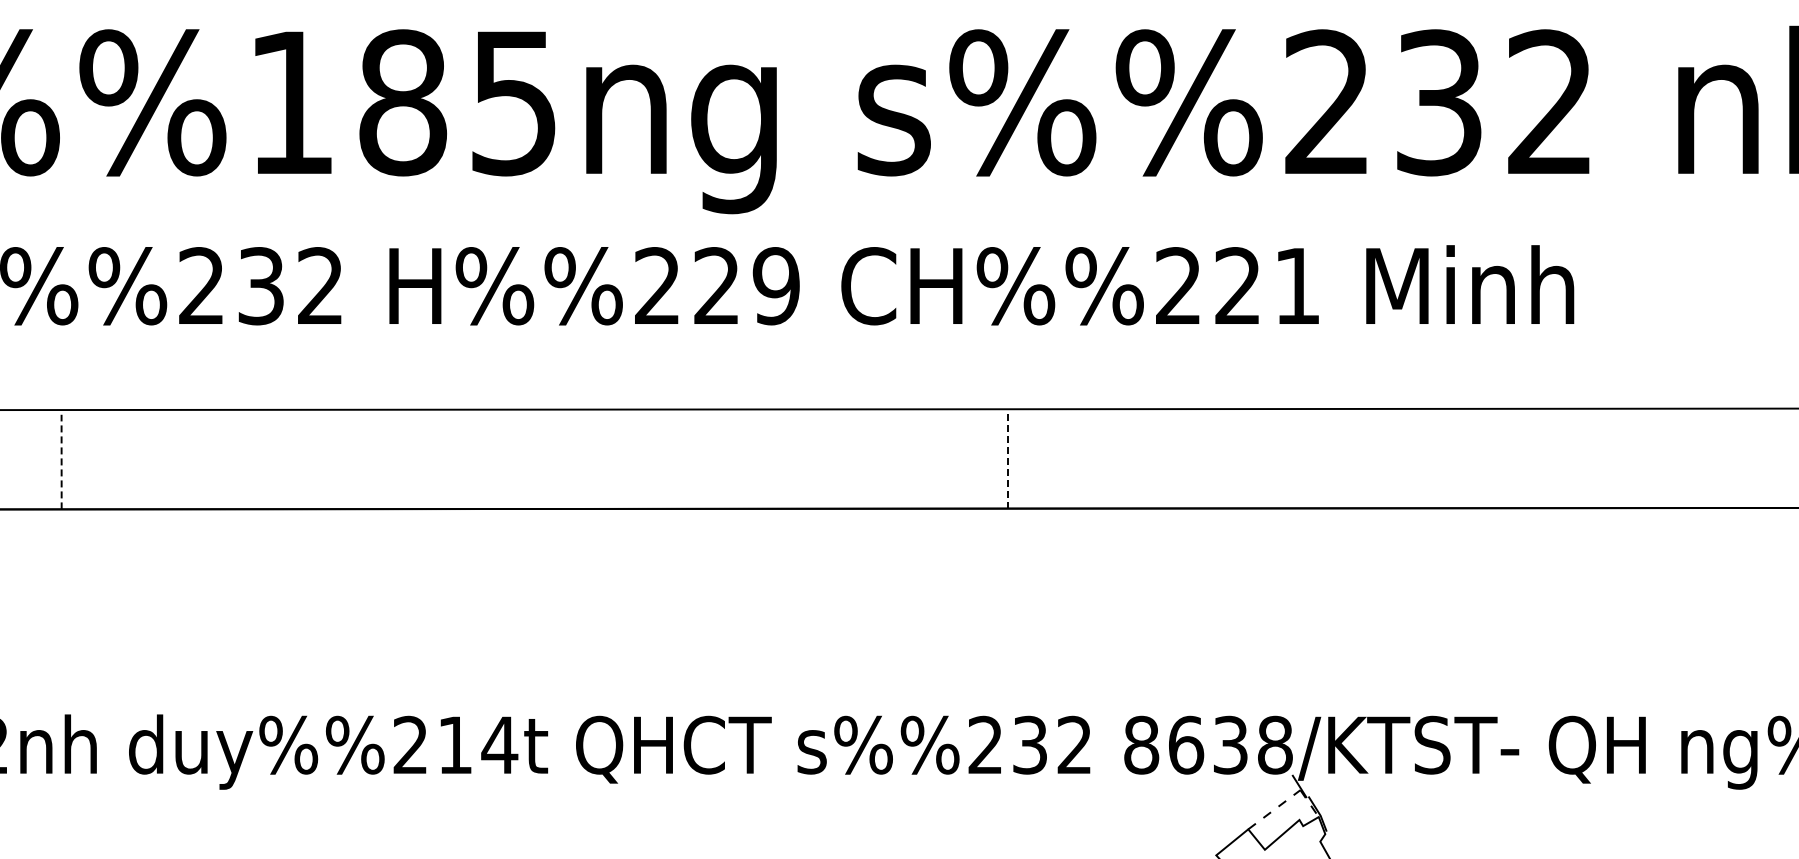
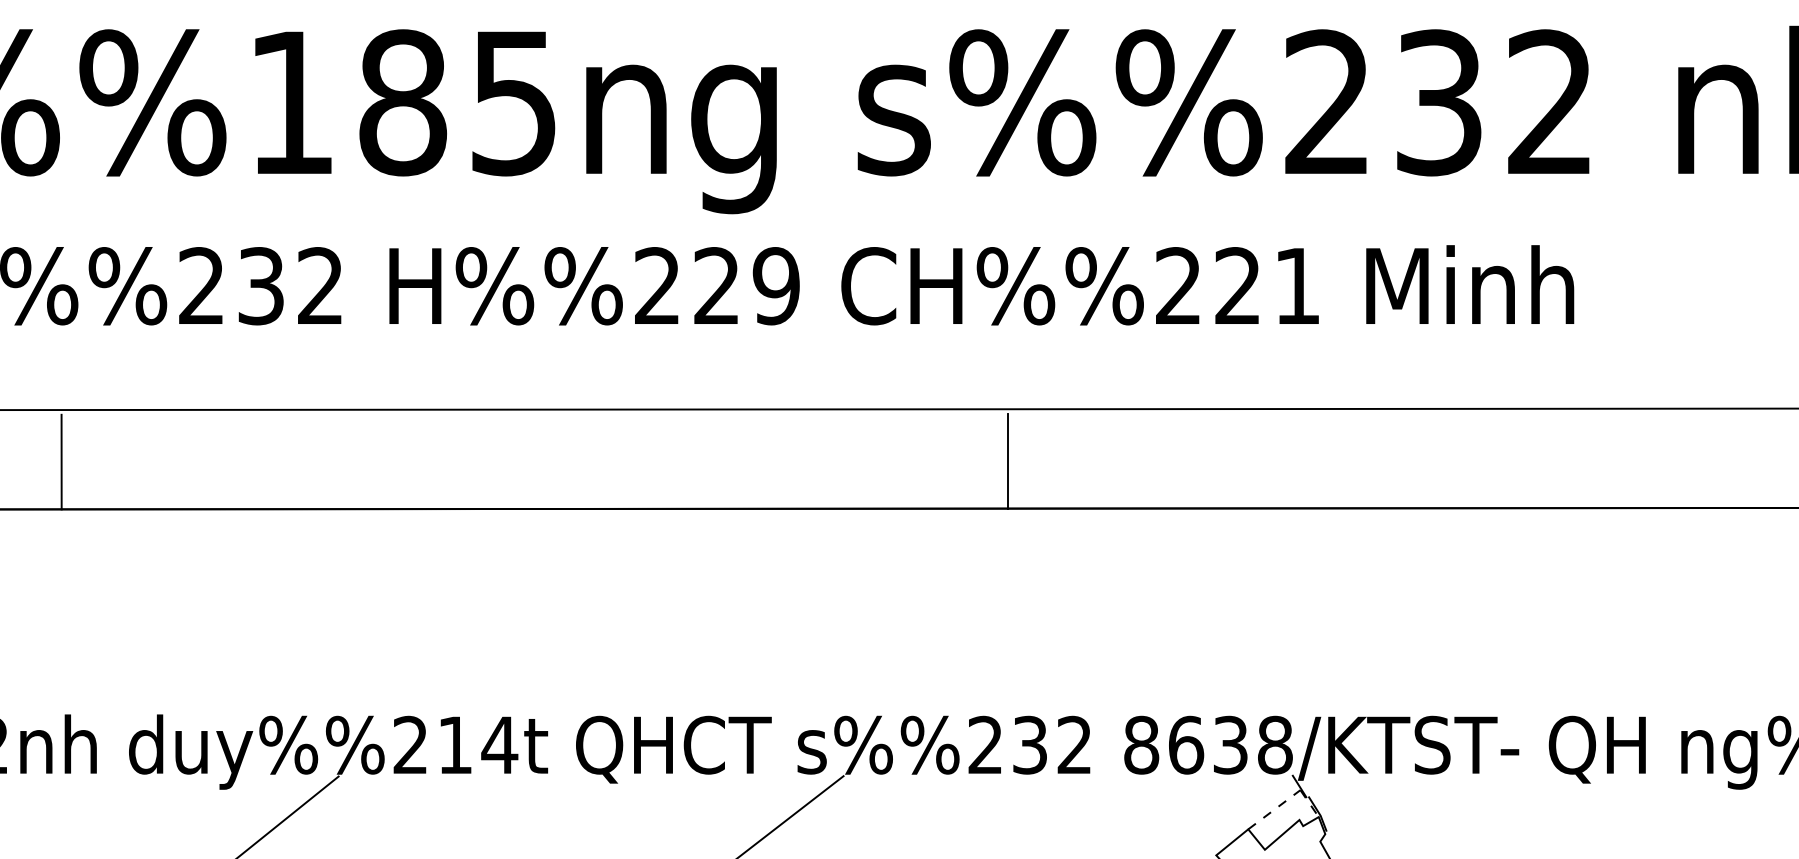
line: dashed -> solid (1007, 460)
line: dashed -> solid (61, 461)
line: none -> present (289, 815)
line: none -> present (791, 815)
